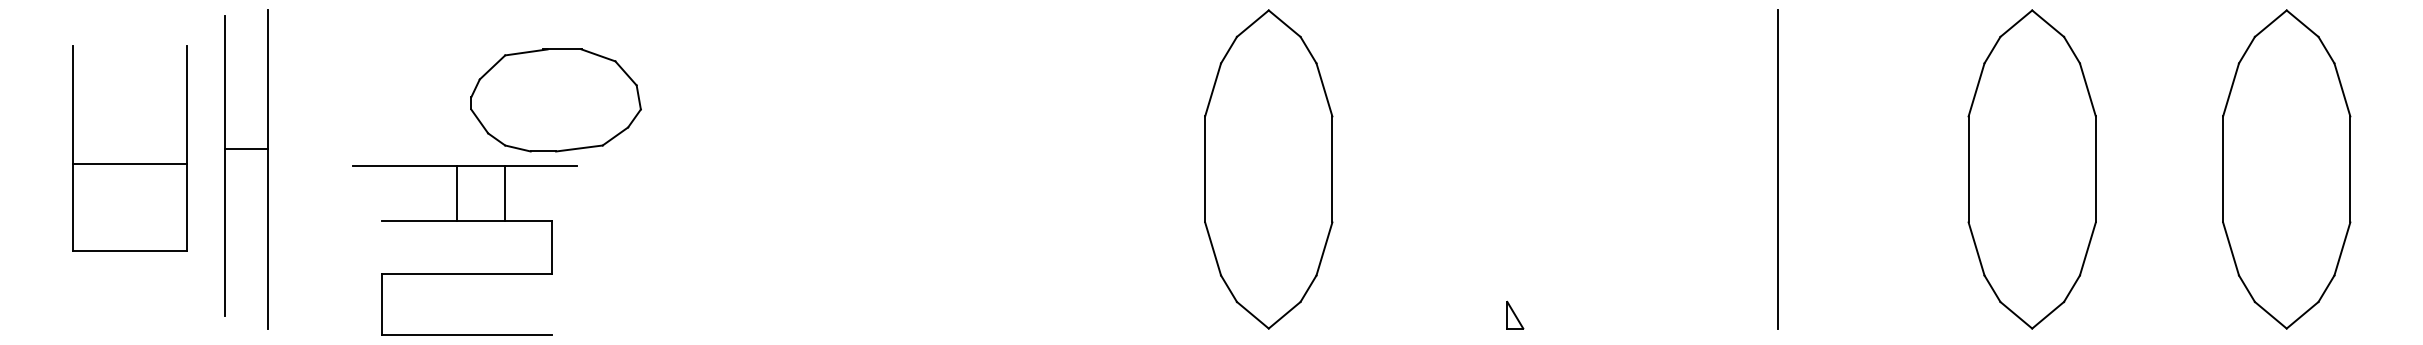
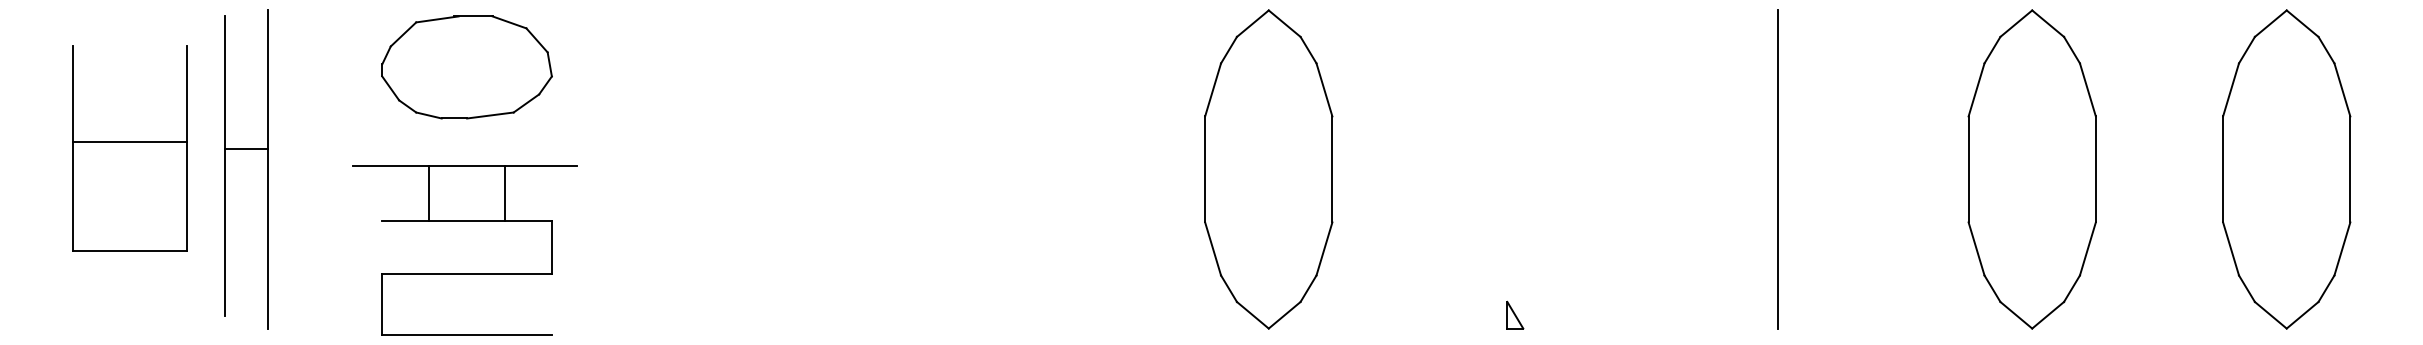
part position: (555, 100) -> (466, 67) (466, 67)
line position: (129, 164) -> (129, 142) (129, 142)
line position: (456, 193) -> (428, 193) (428, 193)
